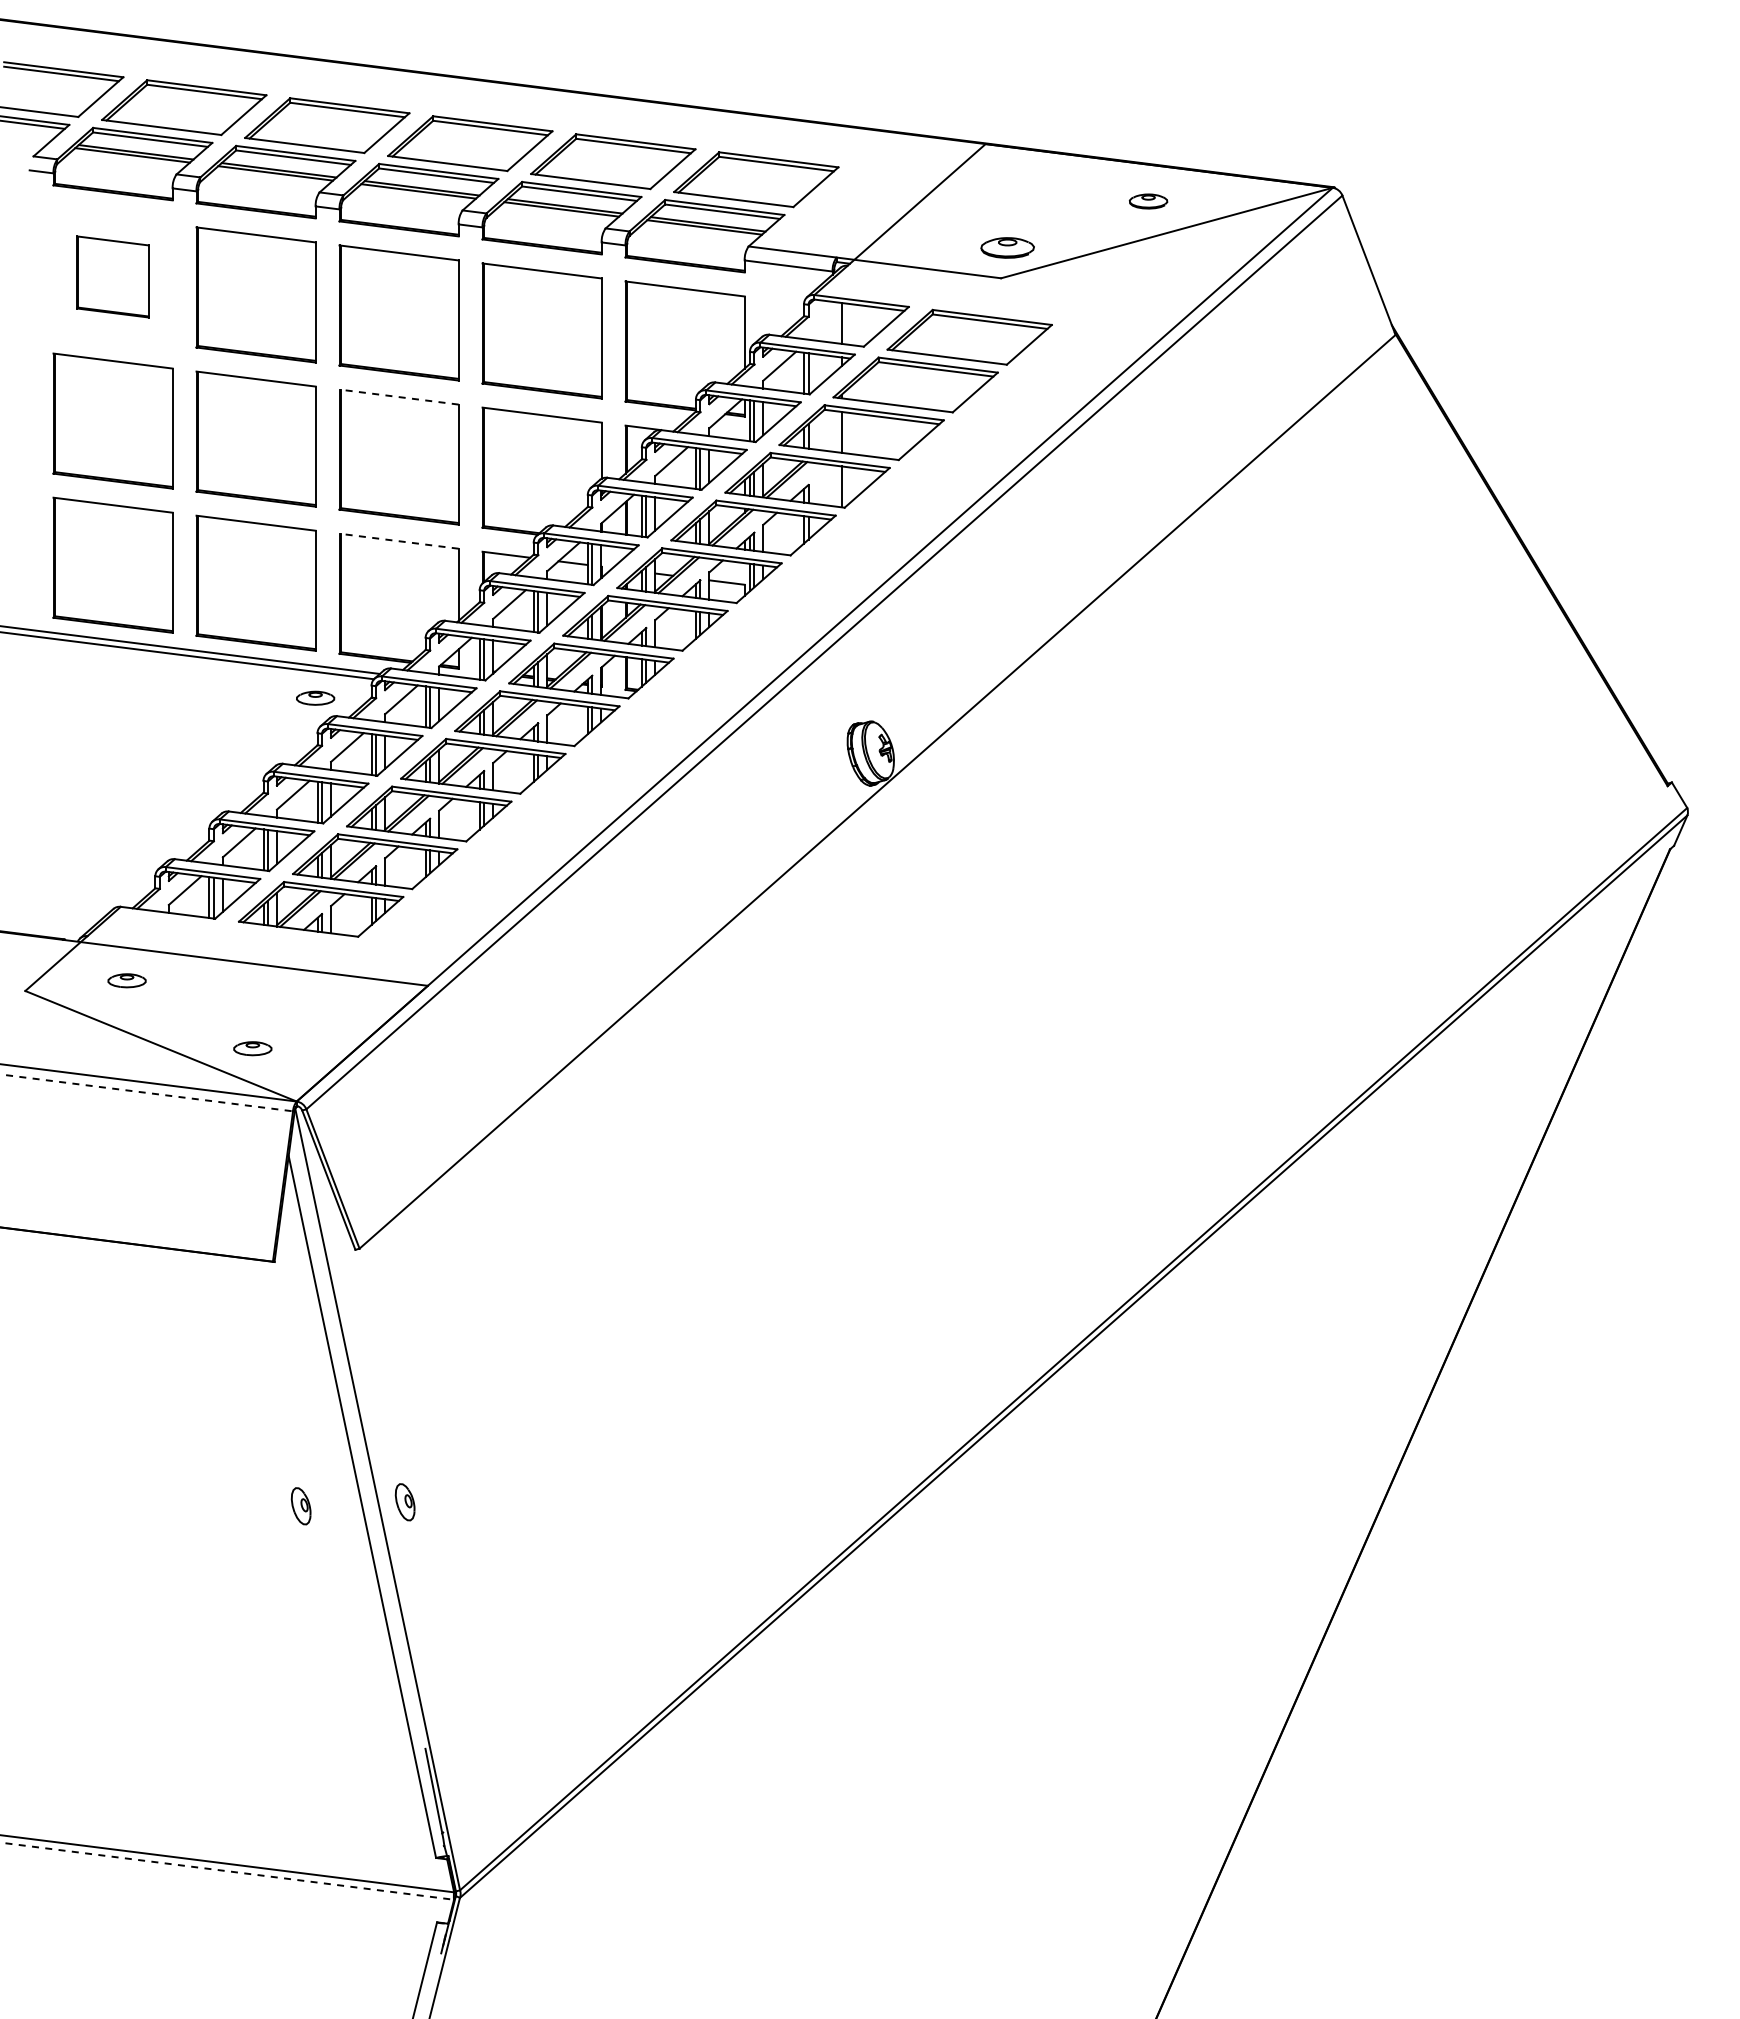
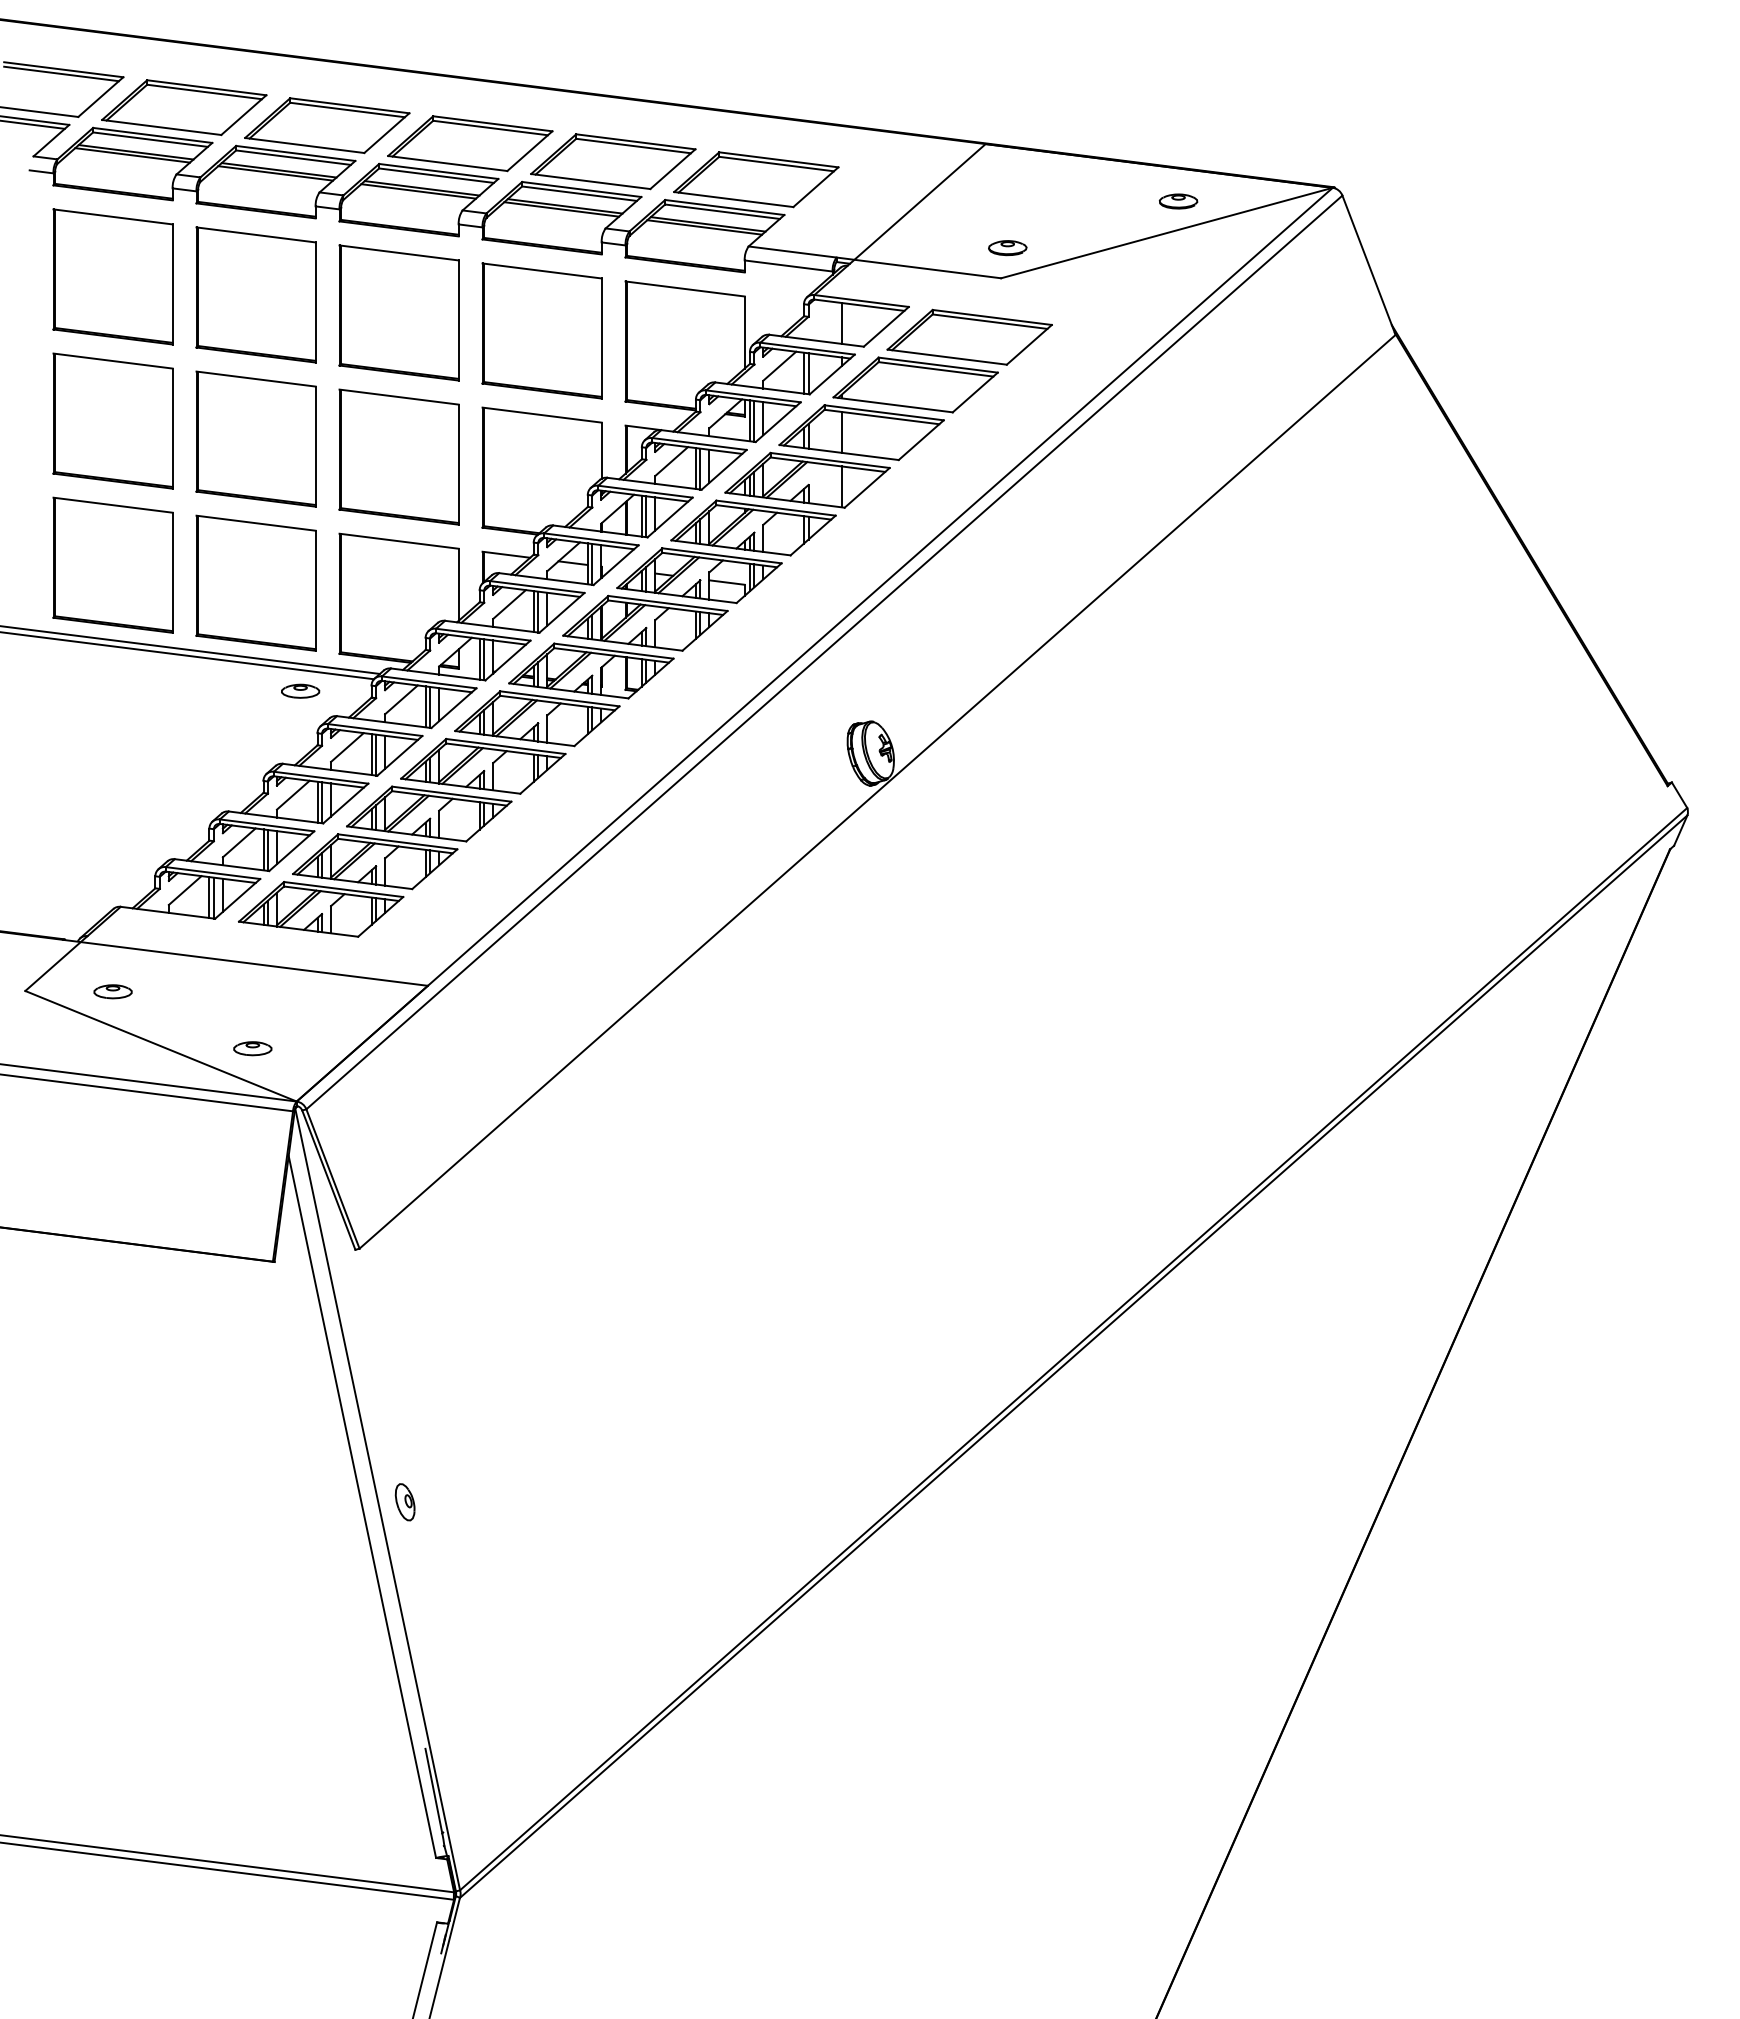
part position: (1148, 201) -> (1178, 201) (1178, 201)
part size: 55x22 px -> 40x17 px (1007, 248)
part size: 74x84 px -> 122x138 px (112, 276)
line: dashed -> solid (398, 397)
line: dashed -> solid (398, 541)
part position: (315, 697) -> (300, 690) (300, 690)
part position: (126, 980) -> (112, 991) (112, 991)
line: dashed -> solid (147, 1092)
part: present -> none (300, 1506)
line: dashed -> solid (227, 1871)
